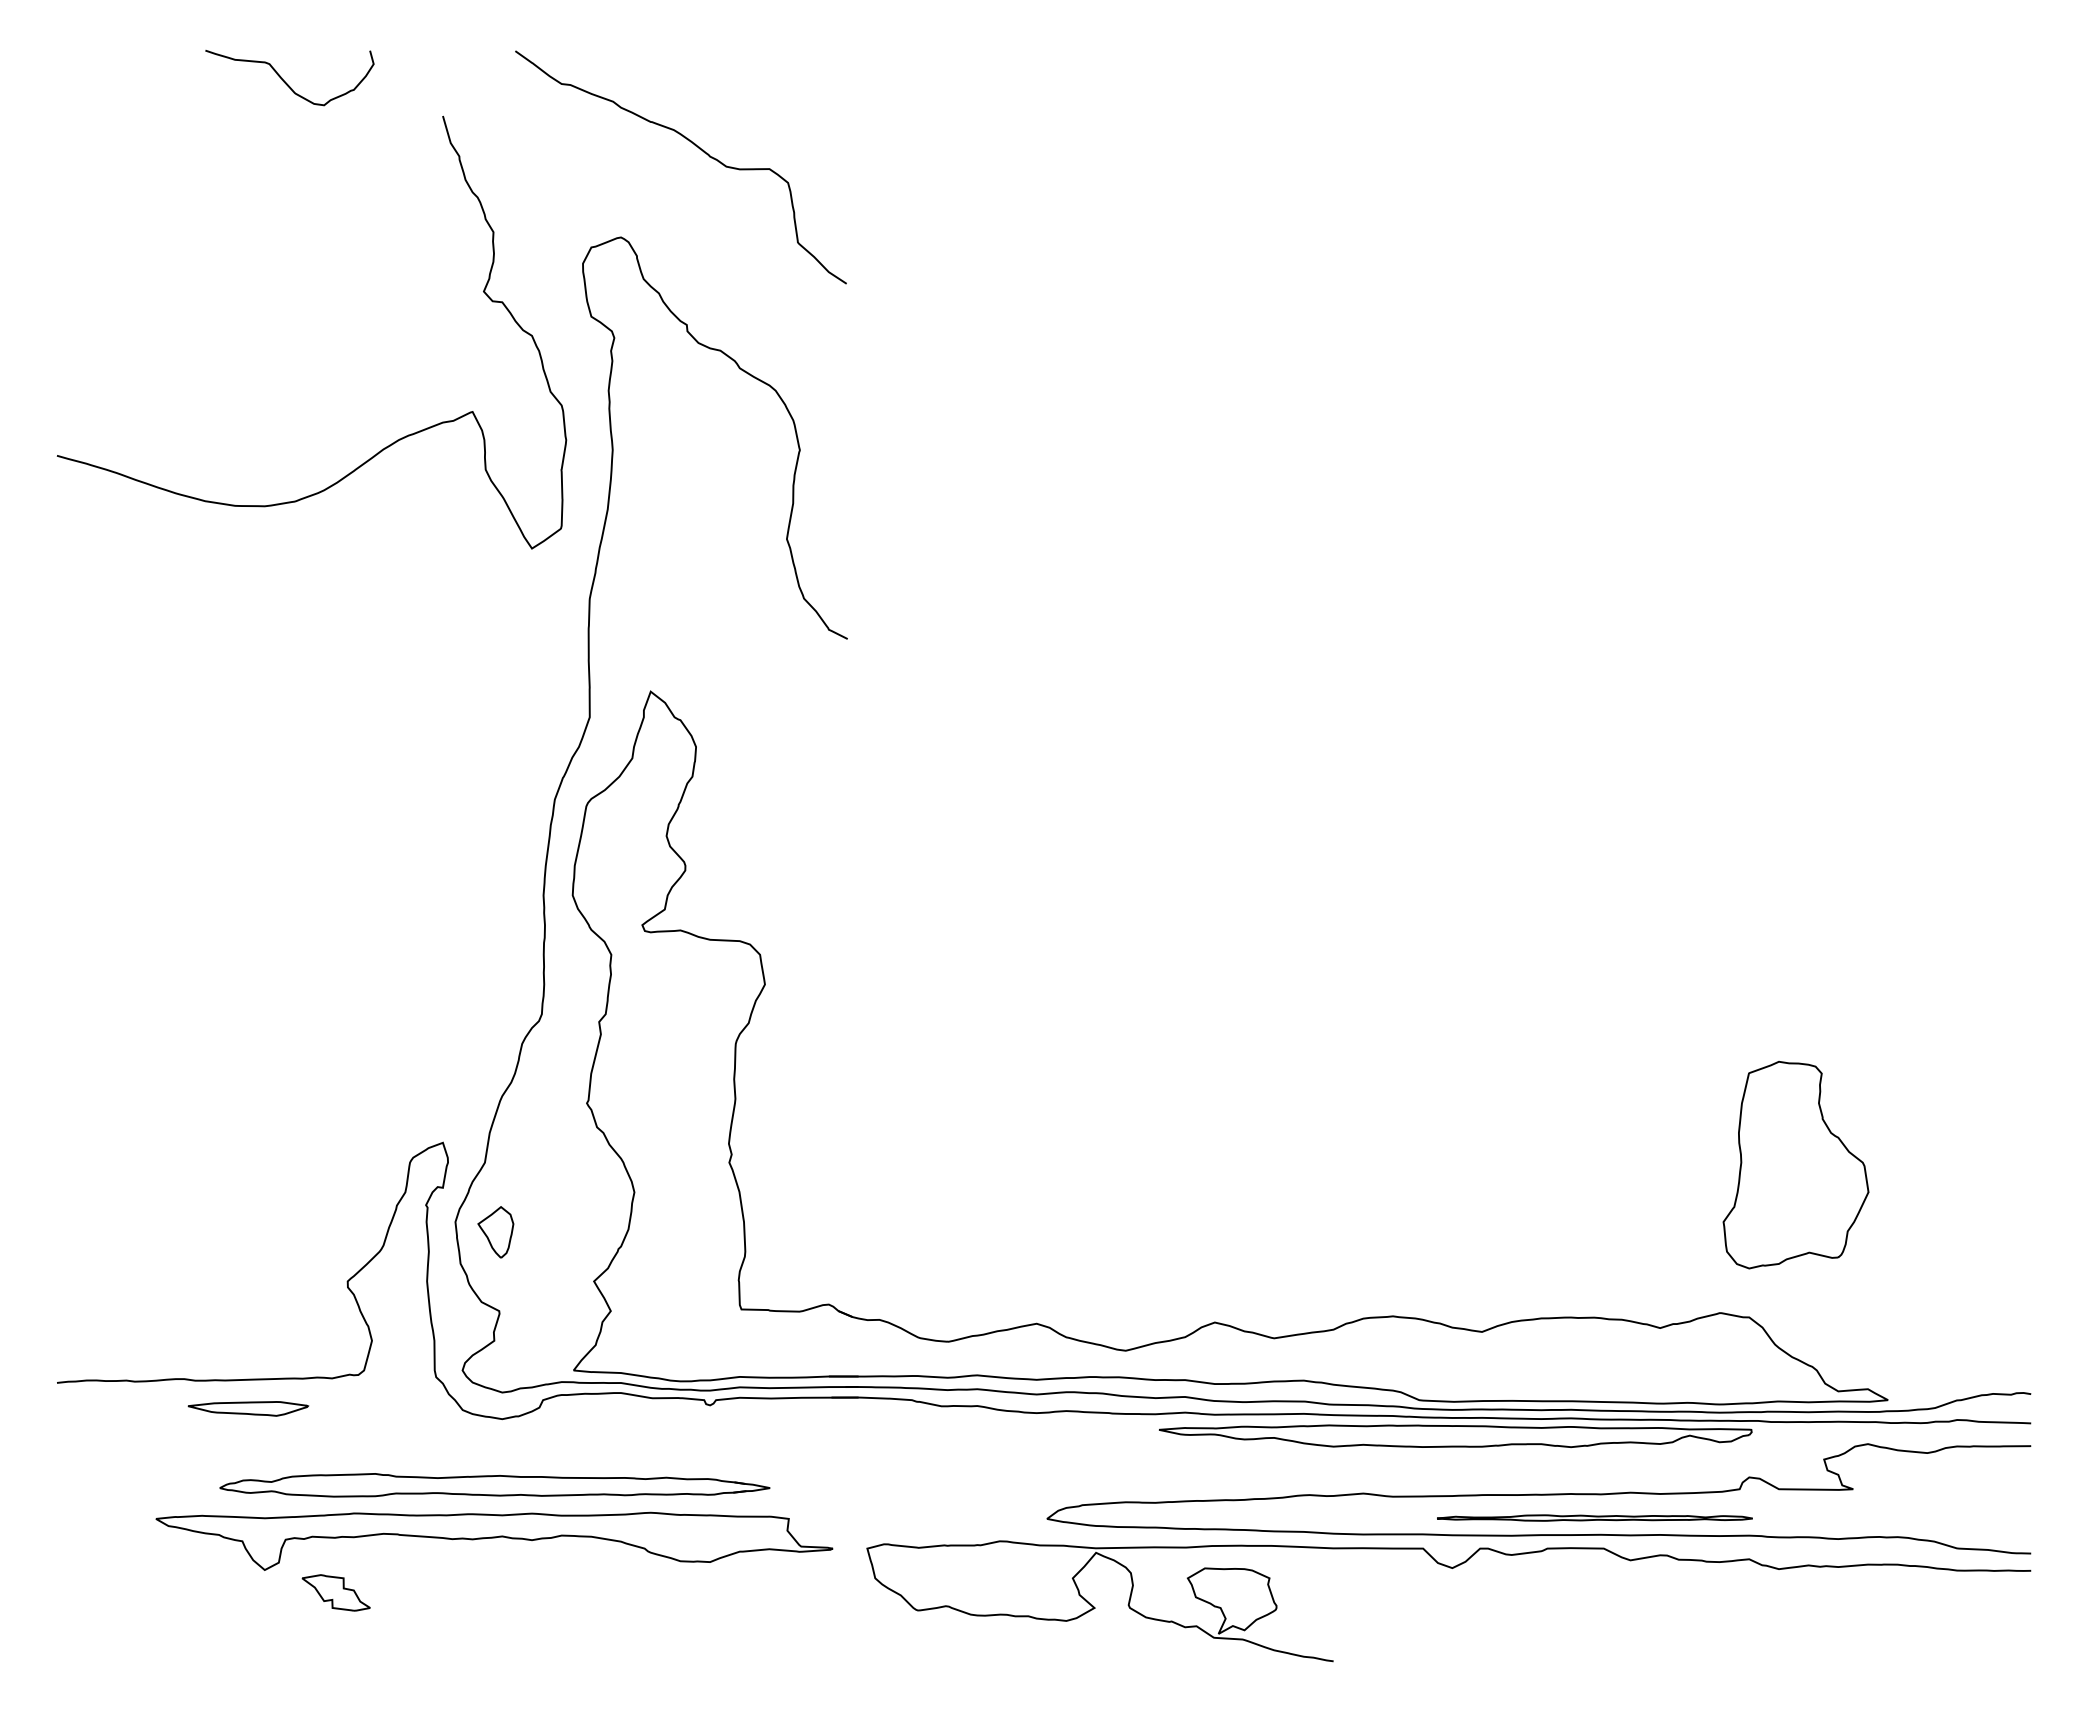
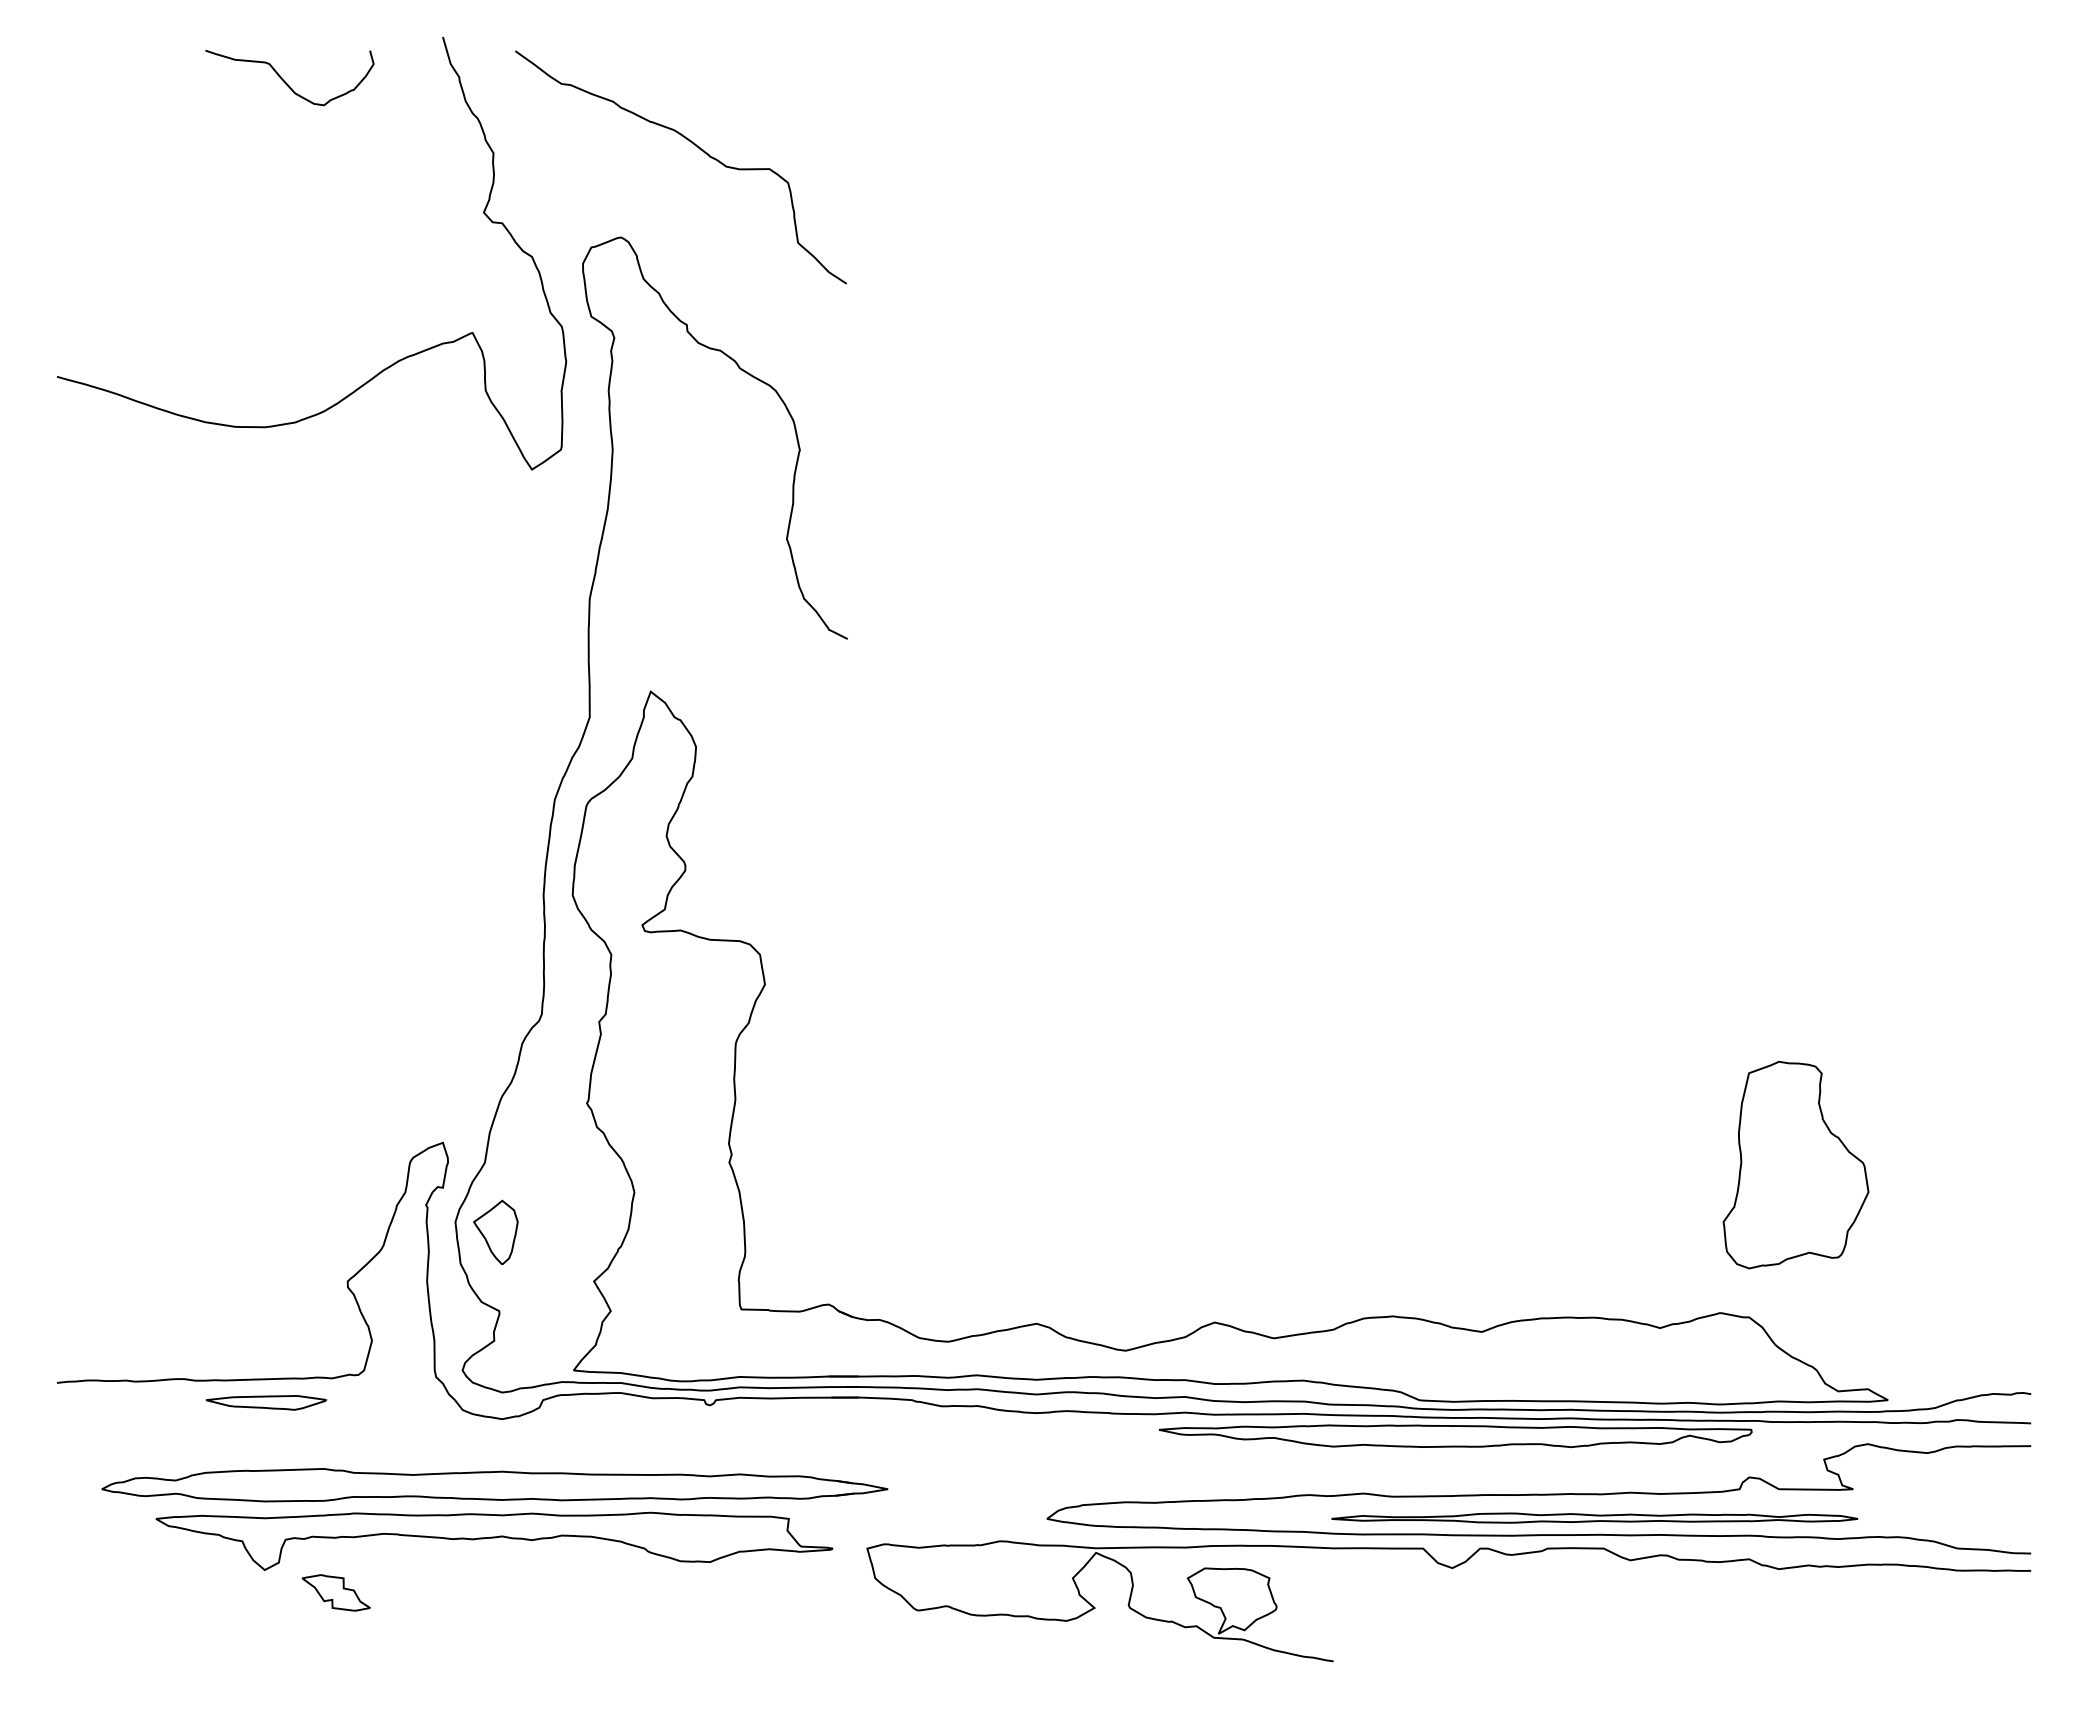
curve position: (384, 447) -> (384, 368) (384, 368)
part size: 38x53 px -> 46x66 px (495, 1231)
part position: (248, 1408) -> (266, 1402) (266, 1402)
part size: 552x25 px -> 788x35 px (494, 1485)
part size: 316x8 px -> 528x12 px (1594, 1517)
